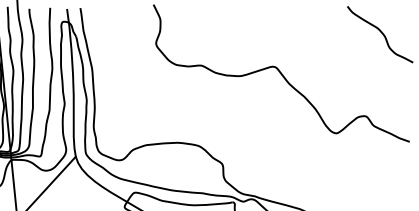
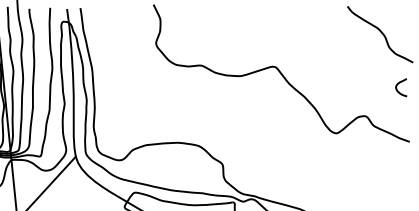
curve: none -> present (400, 83)
